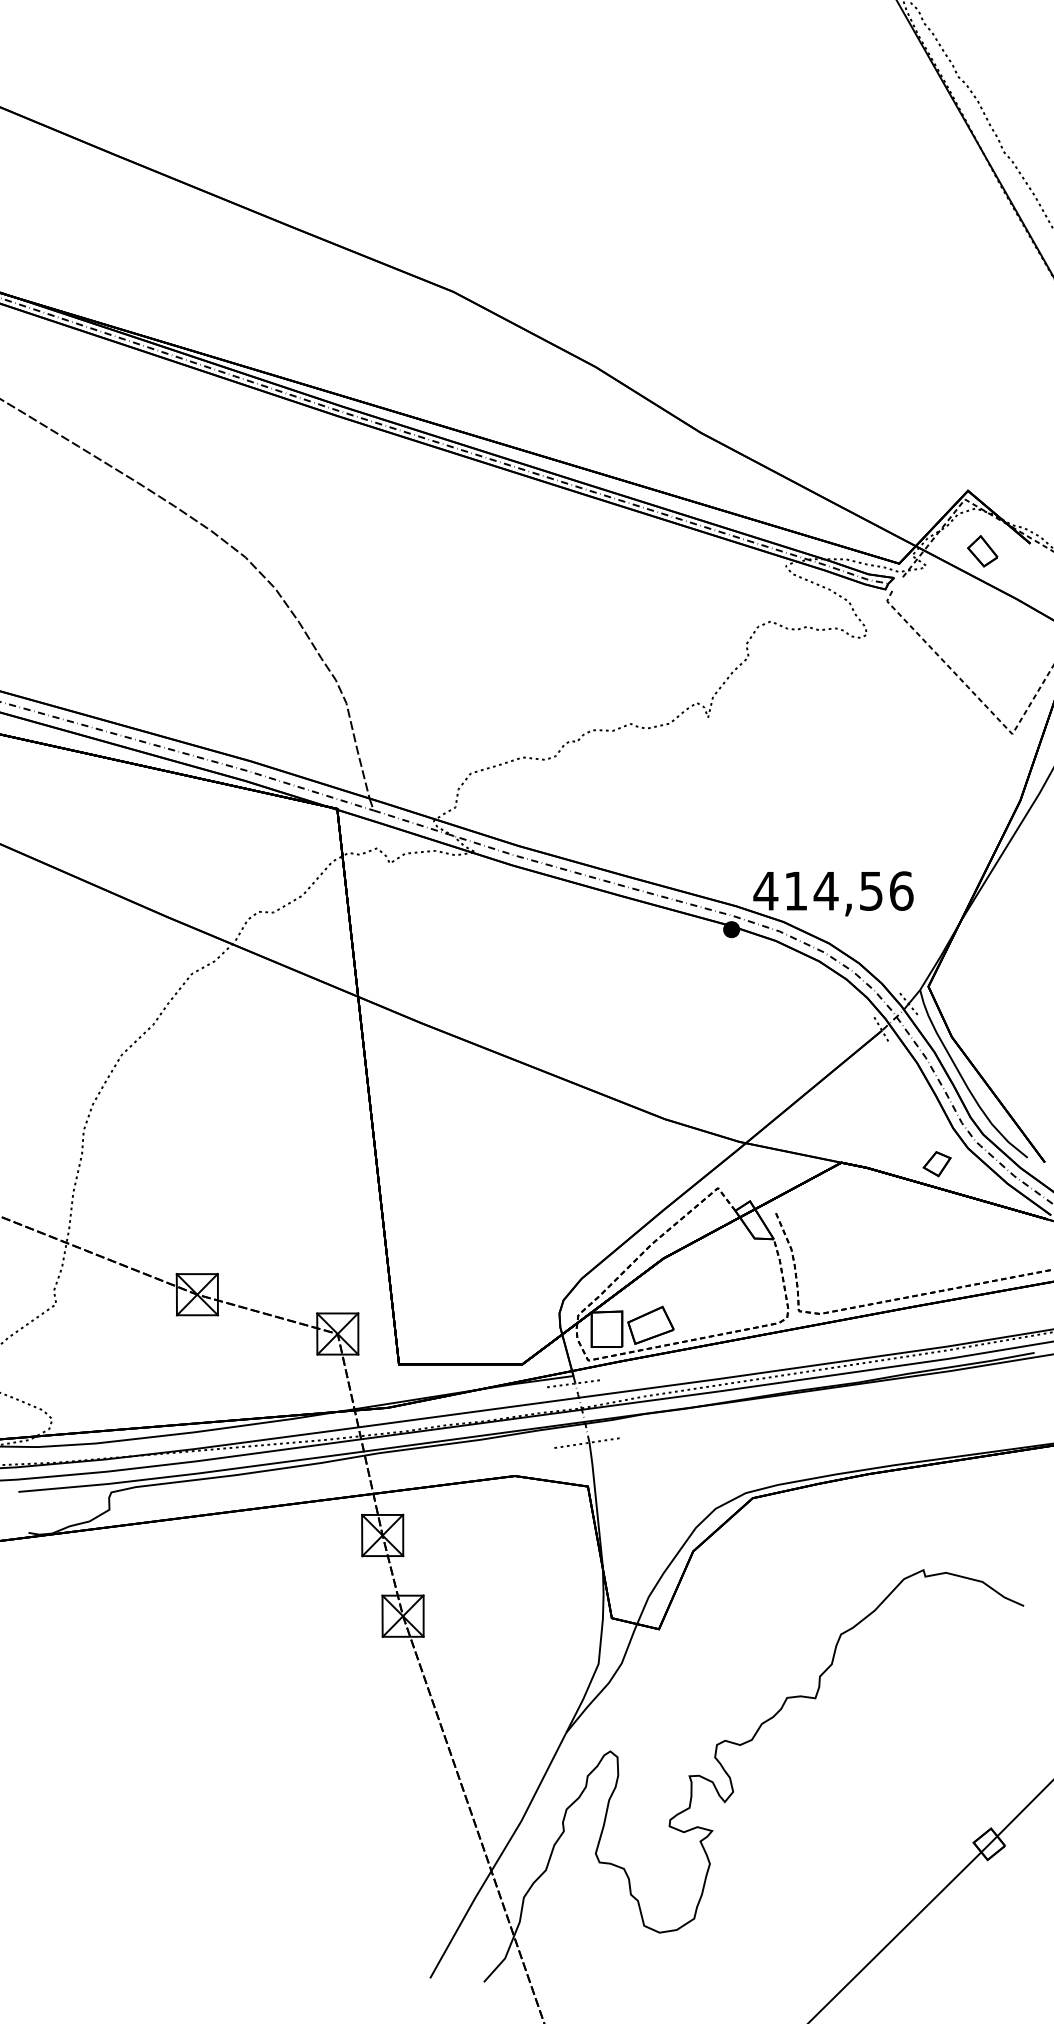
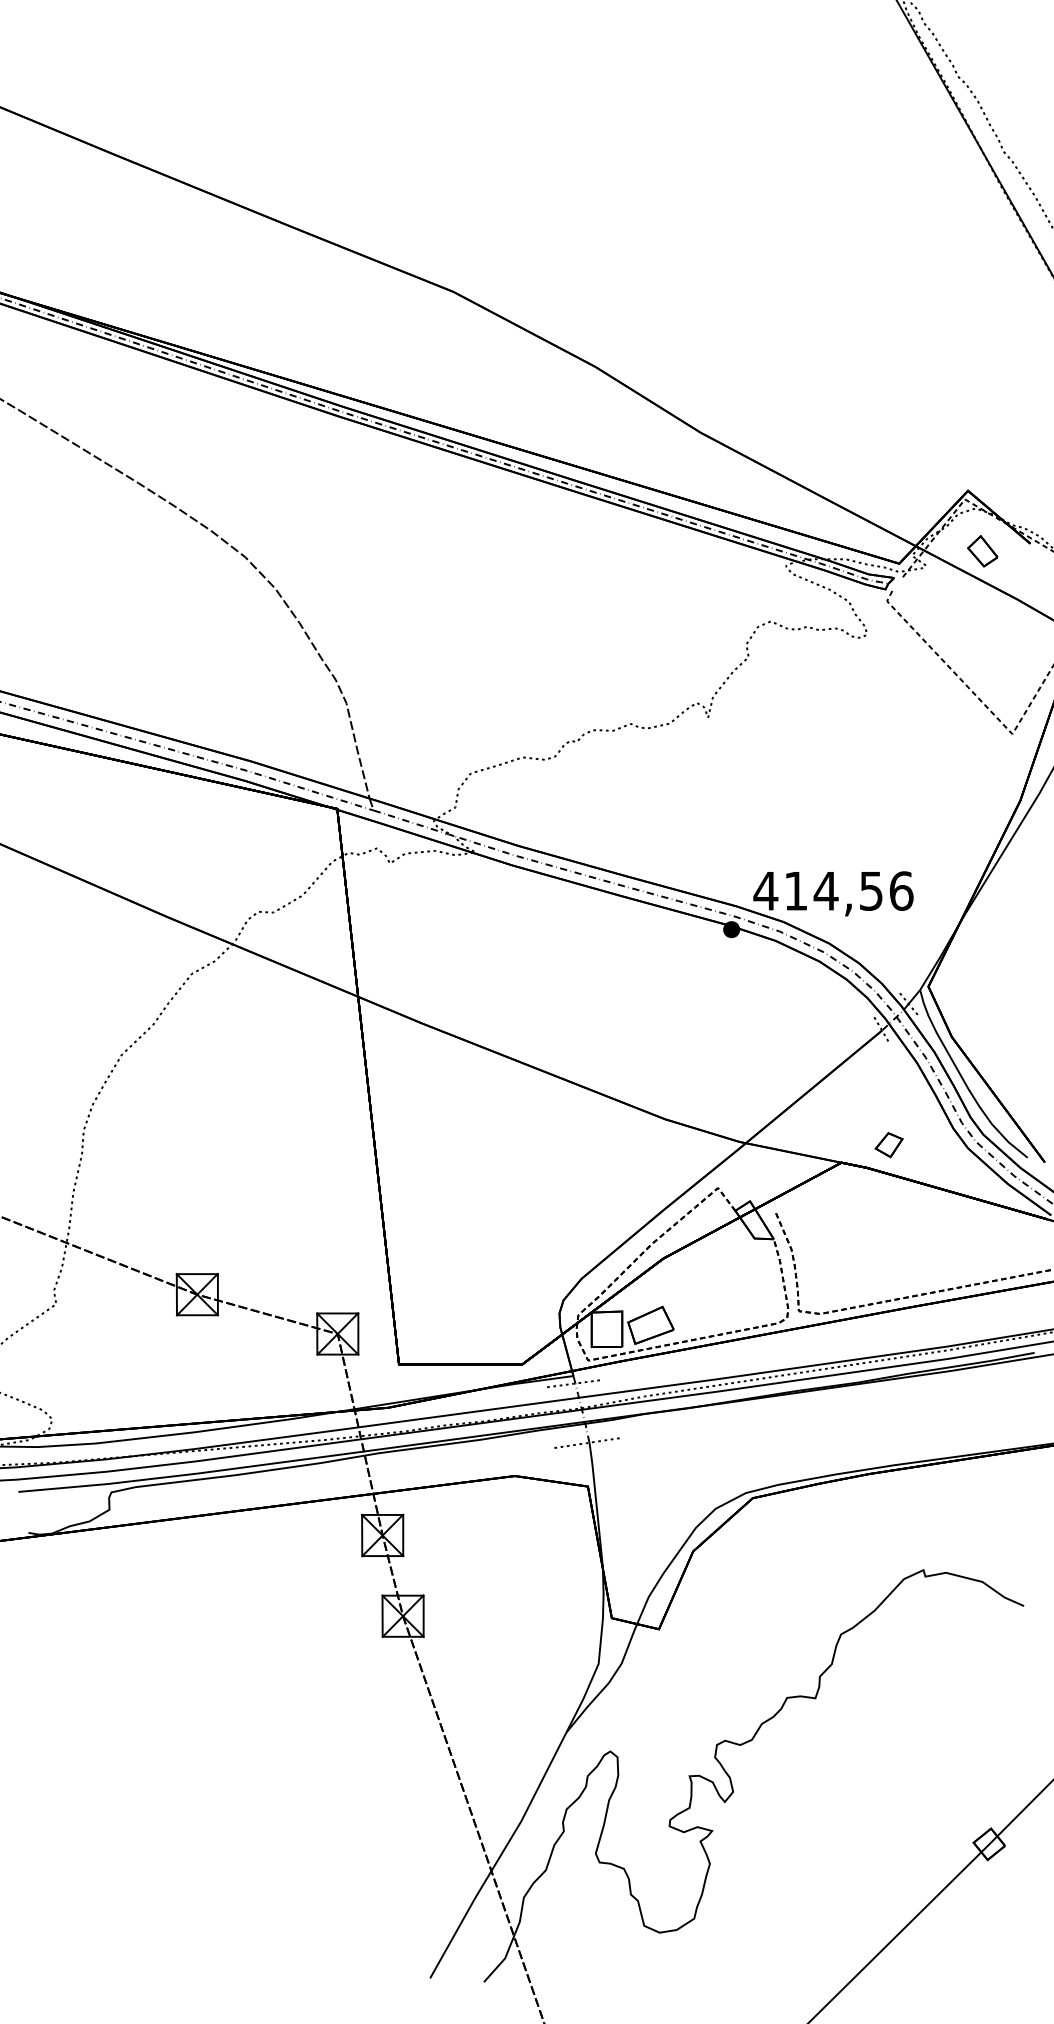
part position: (936, 1164) -> (888, 1145) (888, 1145)
